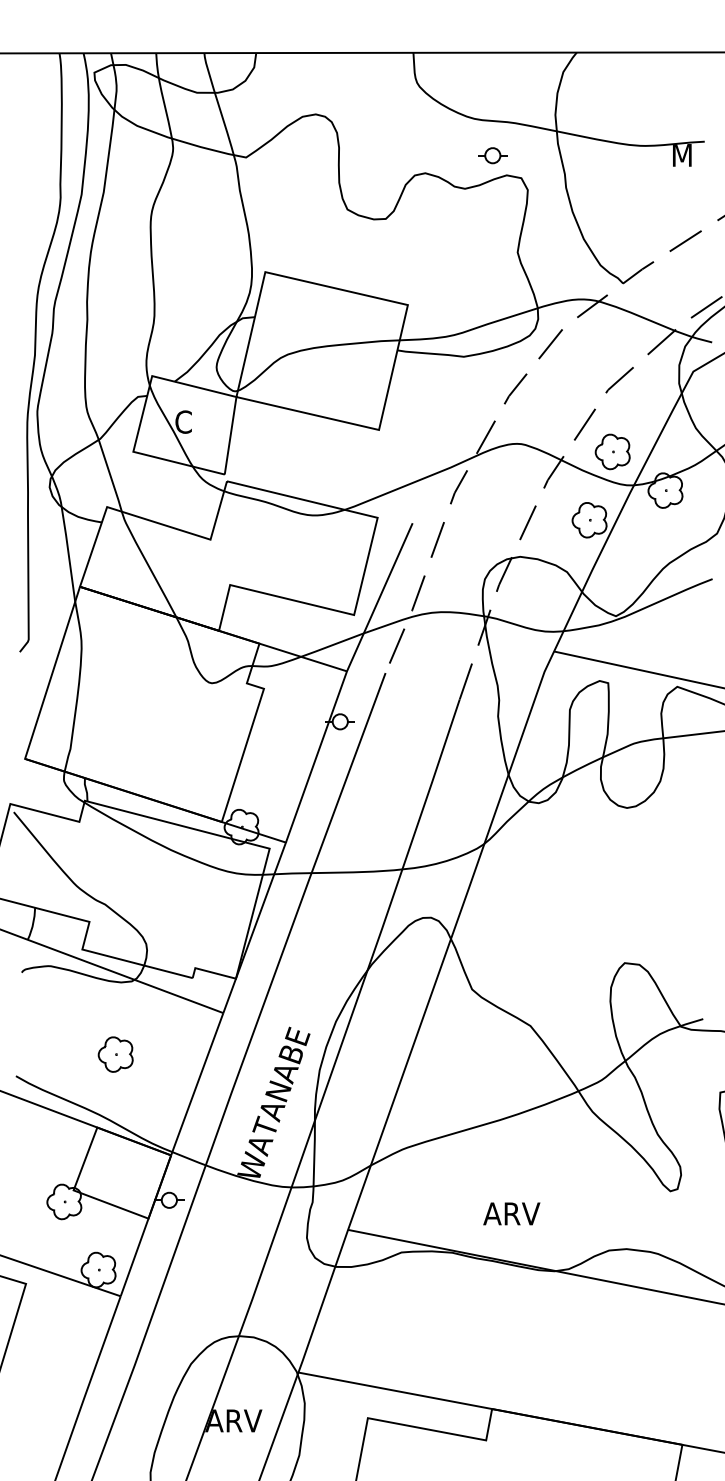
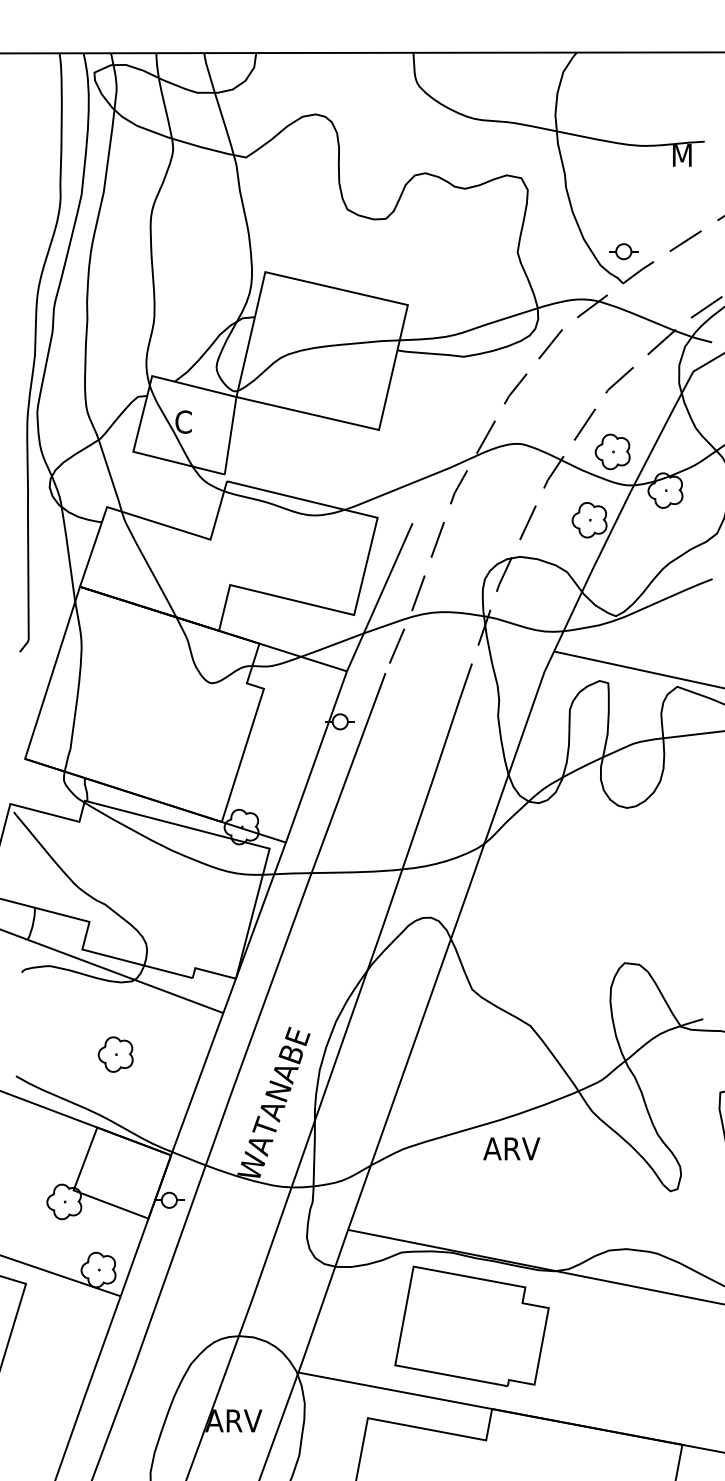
part position: (492, 155) -> (623, 251) (623, 251)
text position: (511, 1213) -> (511, 1148) (511, 1148)
part: none -> present (471, 1325)
